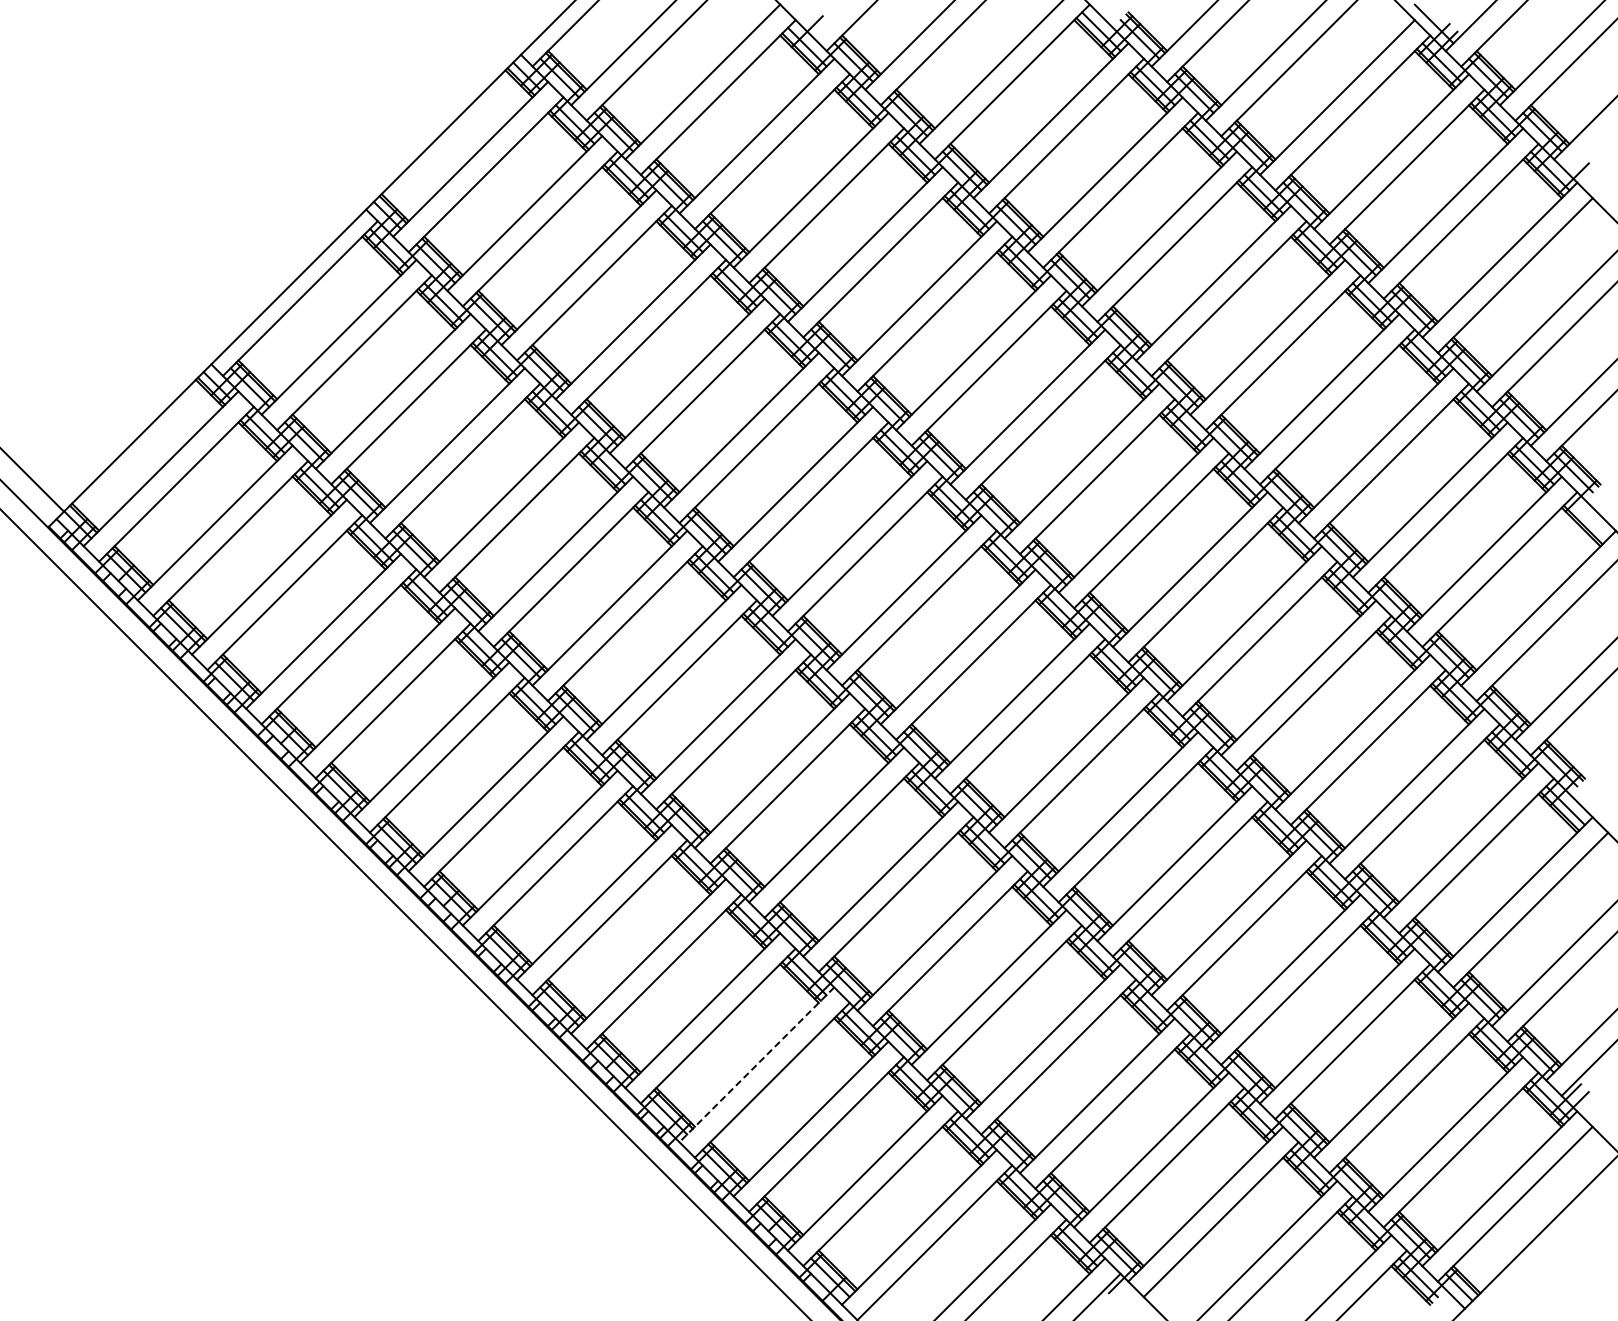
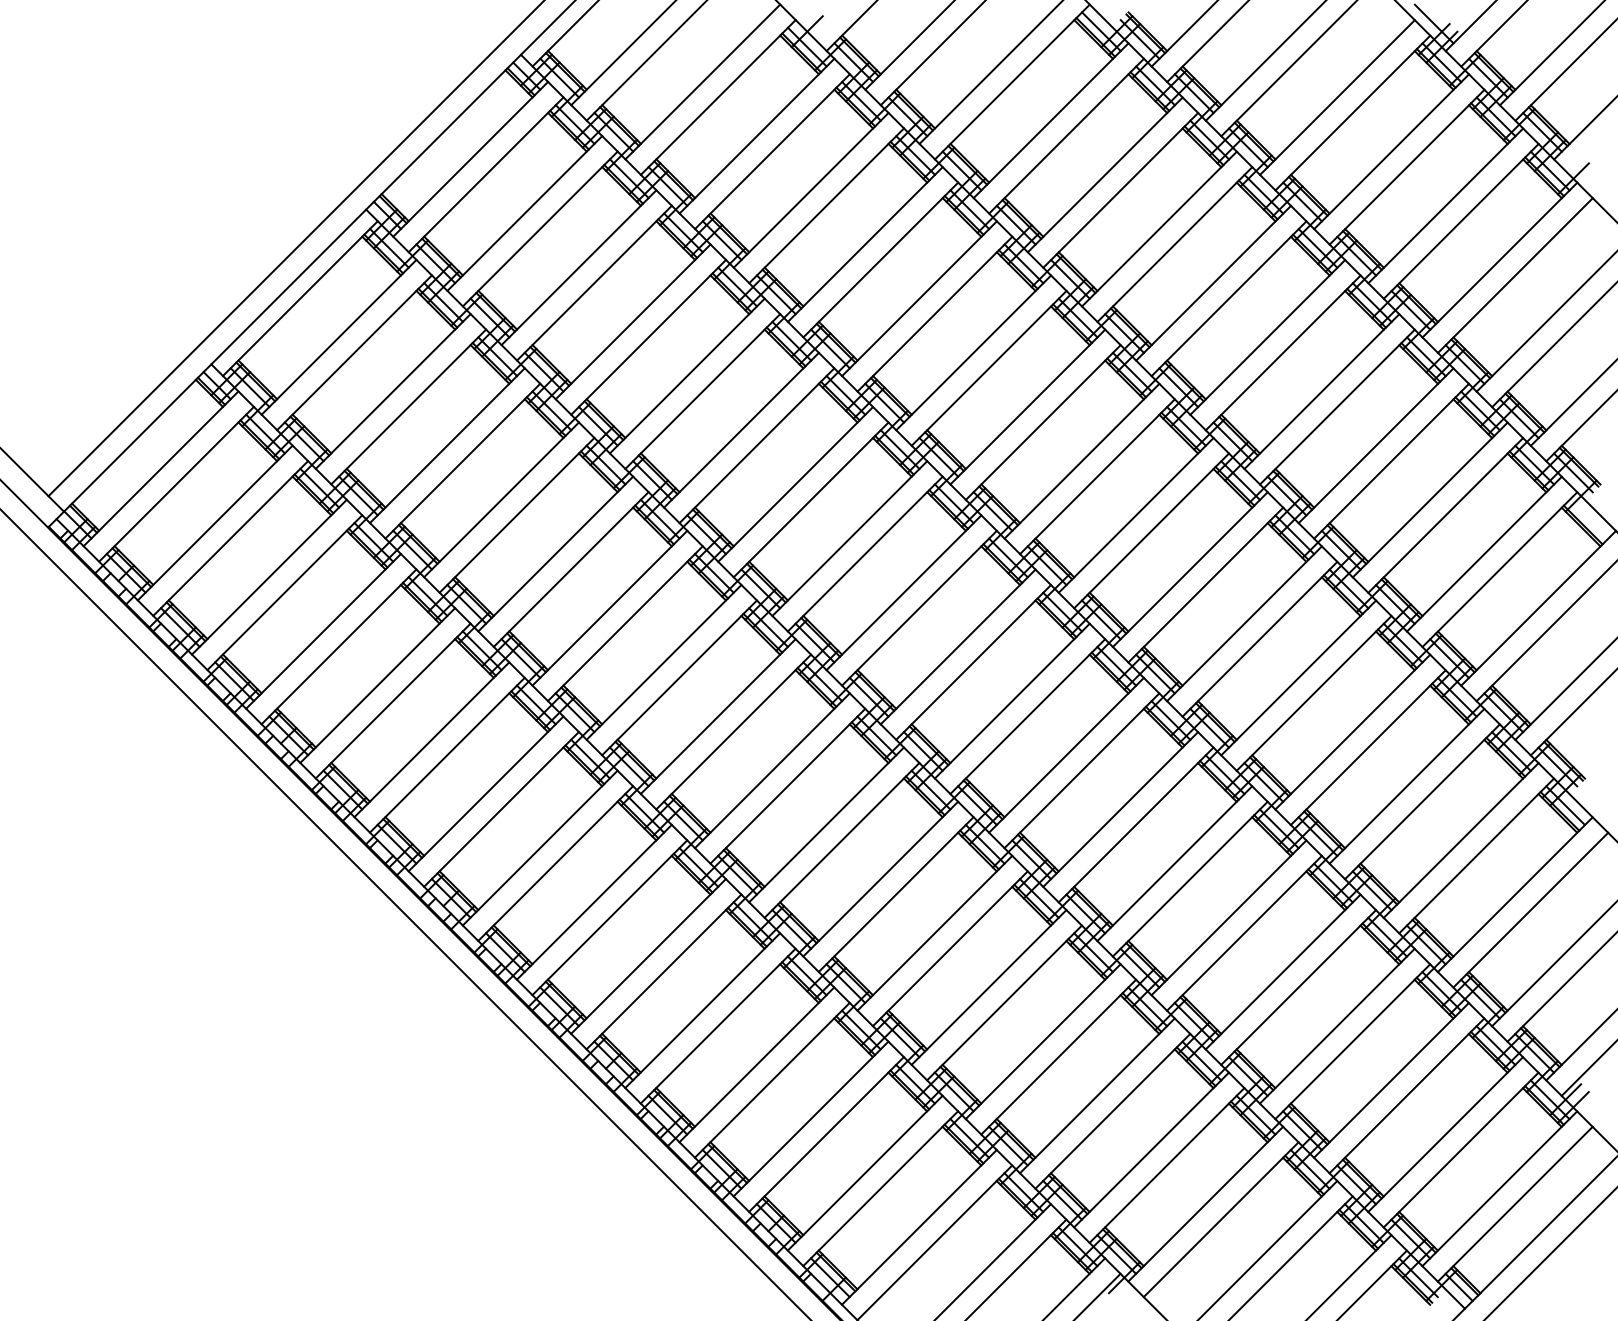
line: none -> present (295, 249)
line: dashed -> solid (756, 1065)
line: none -> present (1550, 1253)
